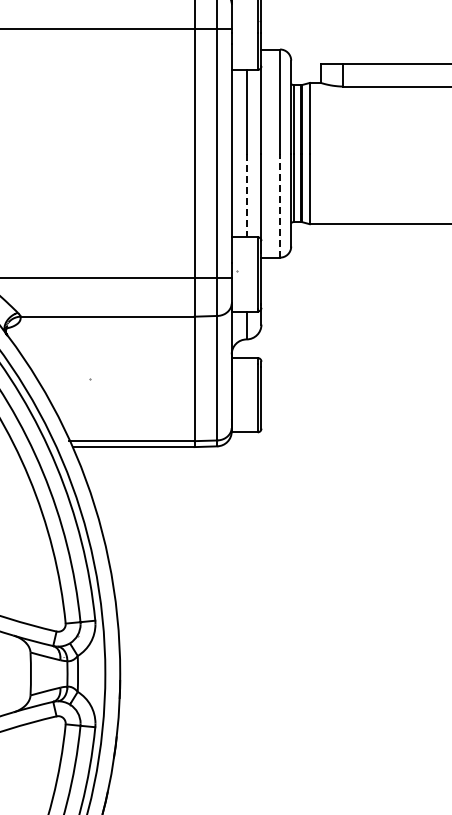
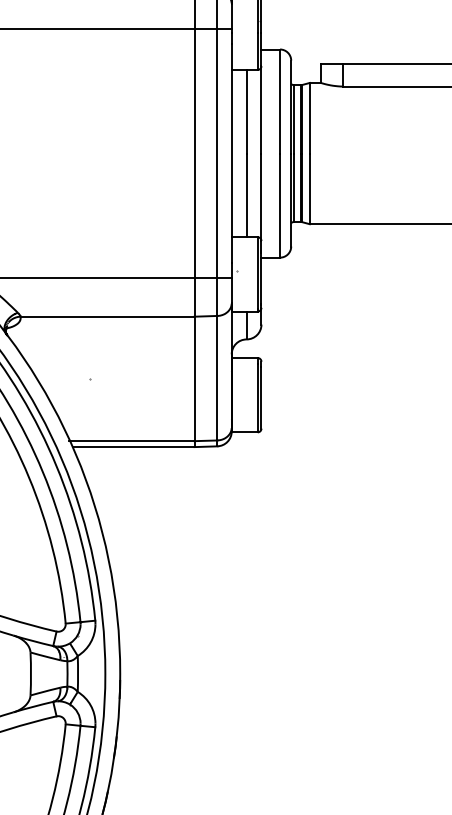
line: dashed -> solid (246, 195)
line: dashed -> solid (280, 205)
